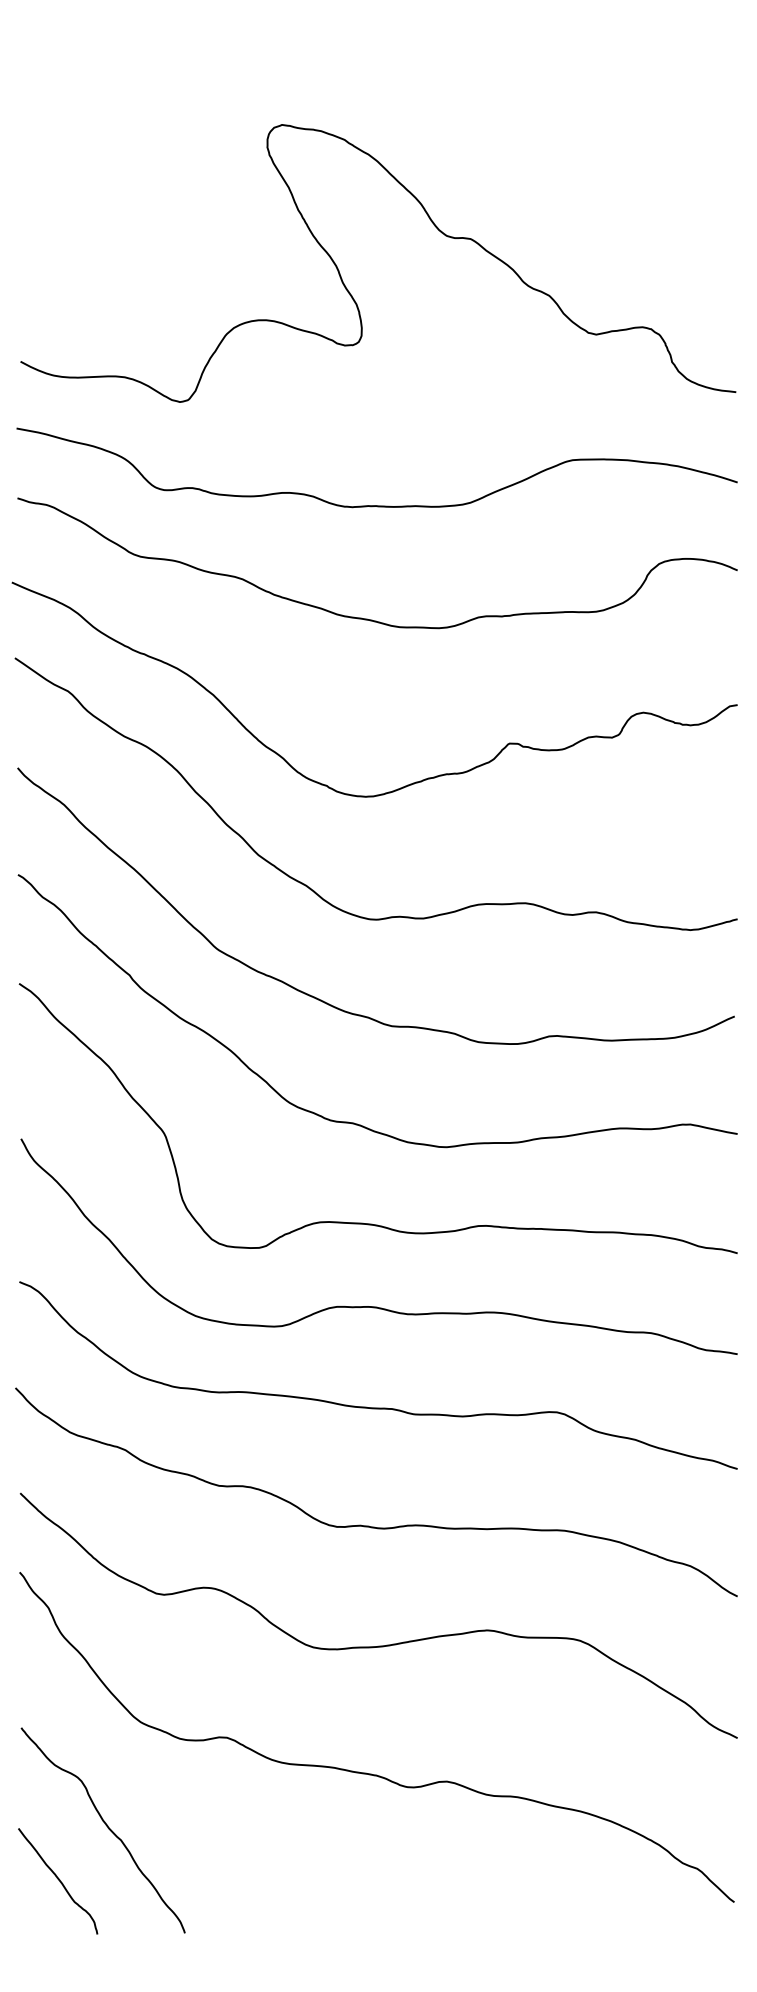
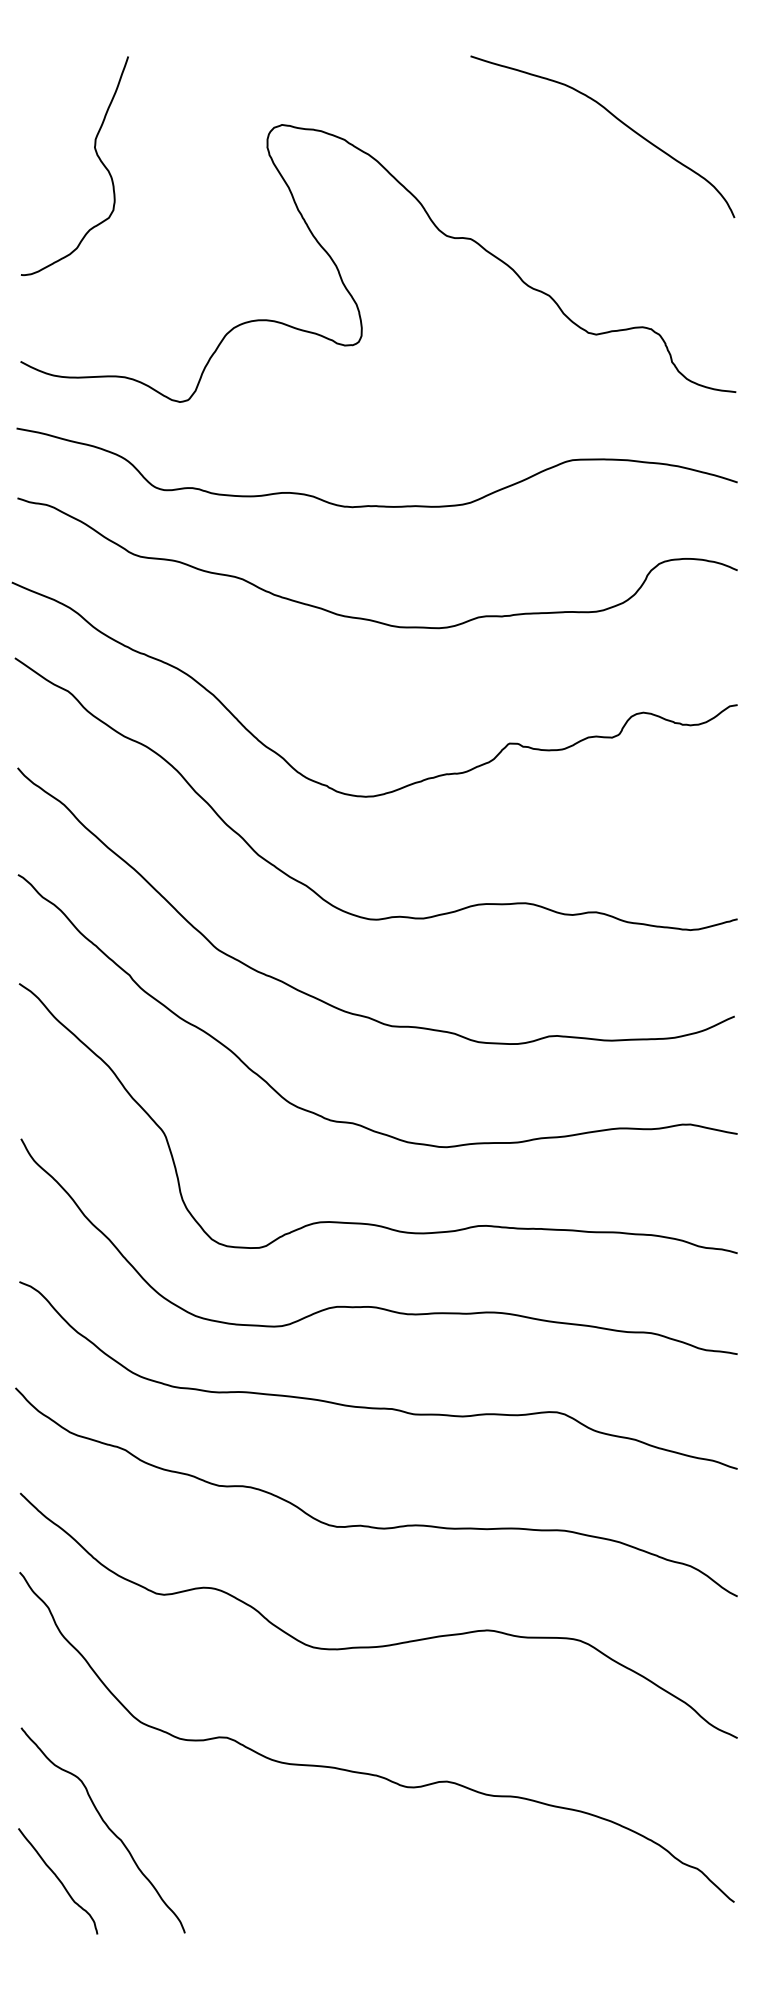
curve: none -> present (616, 119)
curve: none -> present (96, 155)
